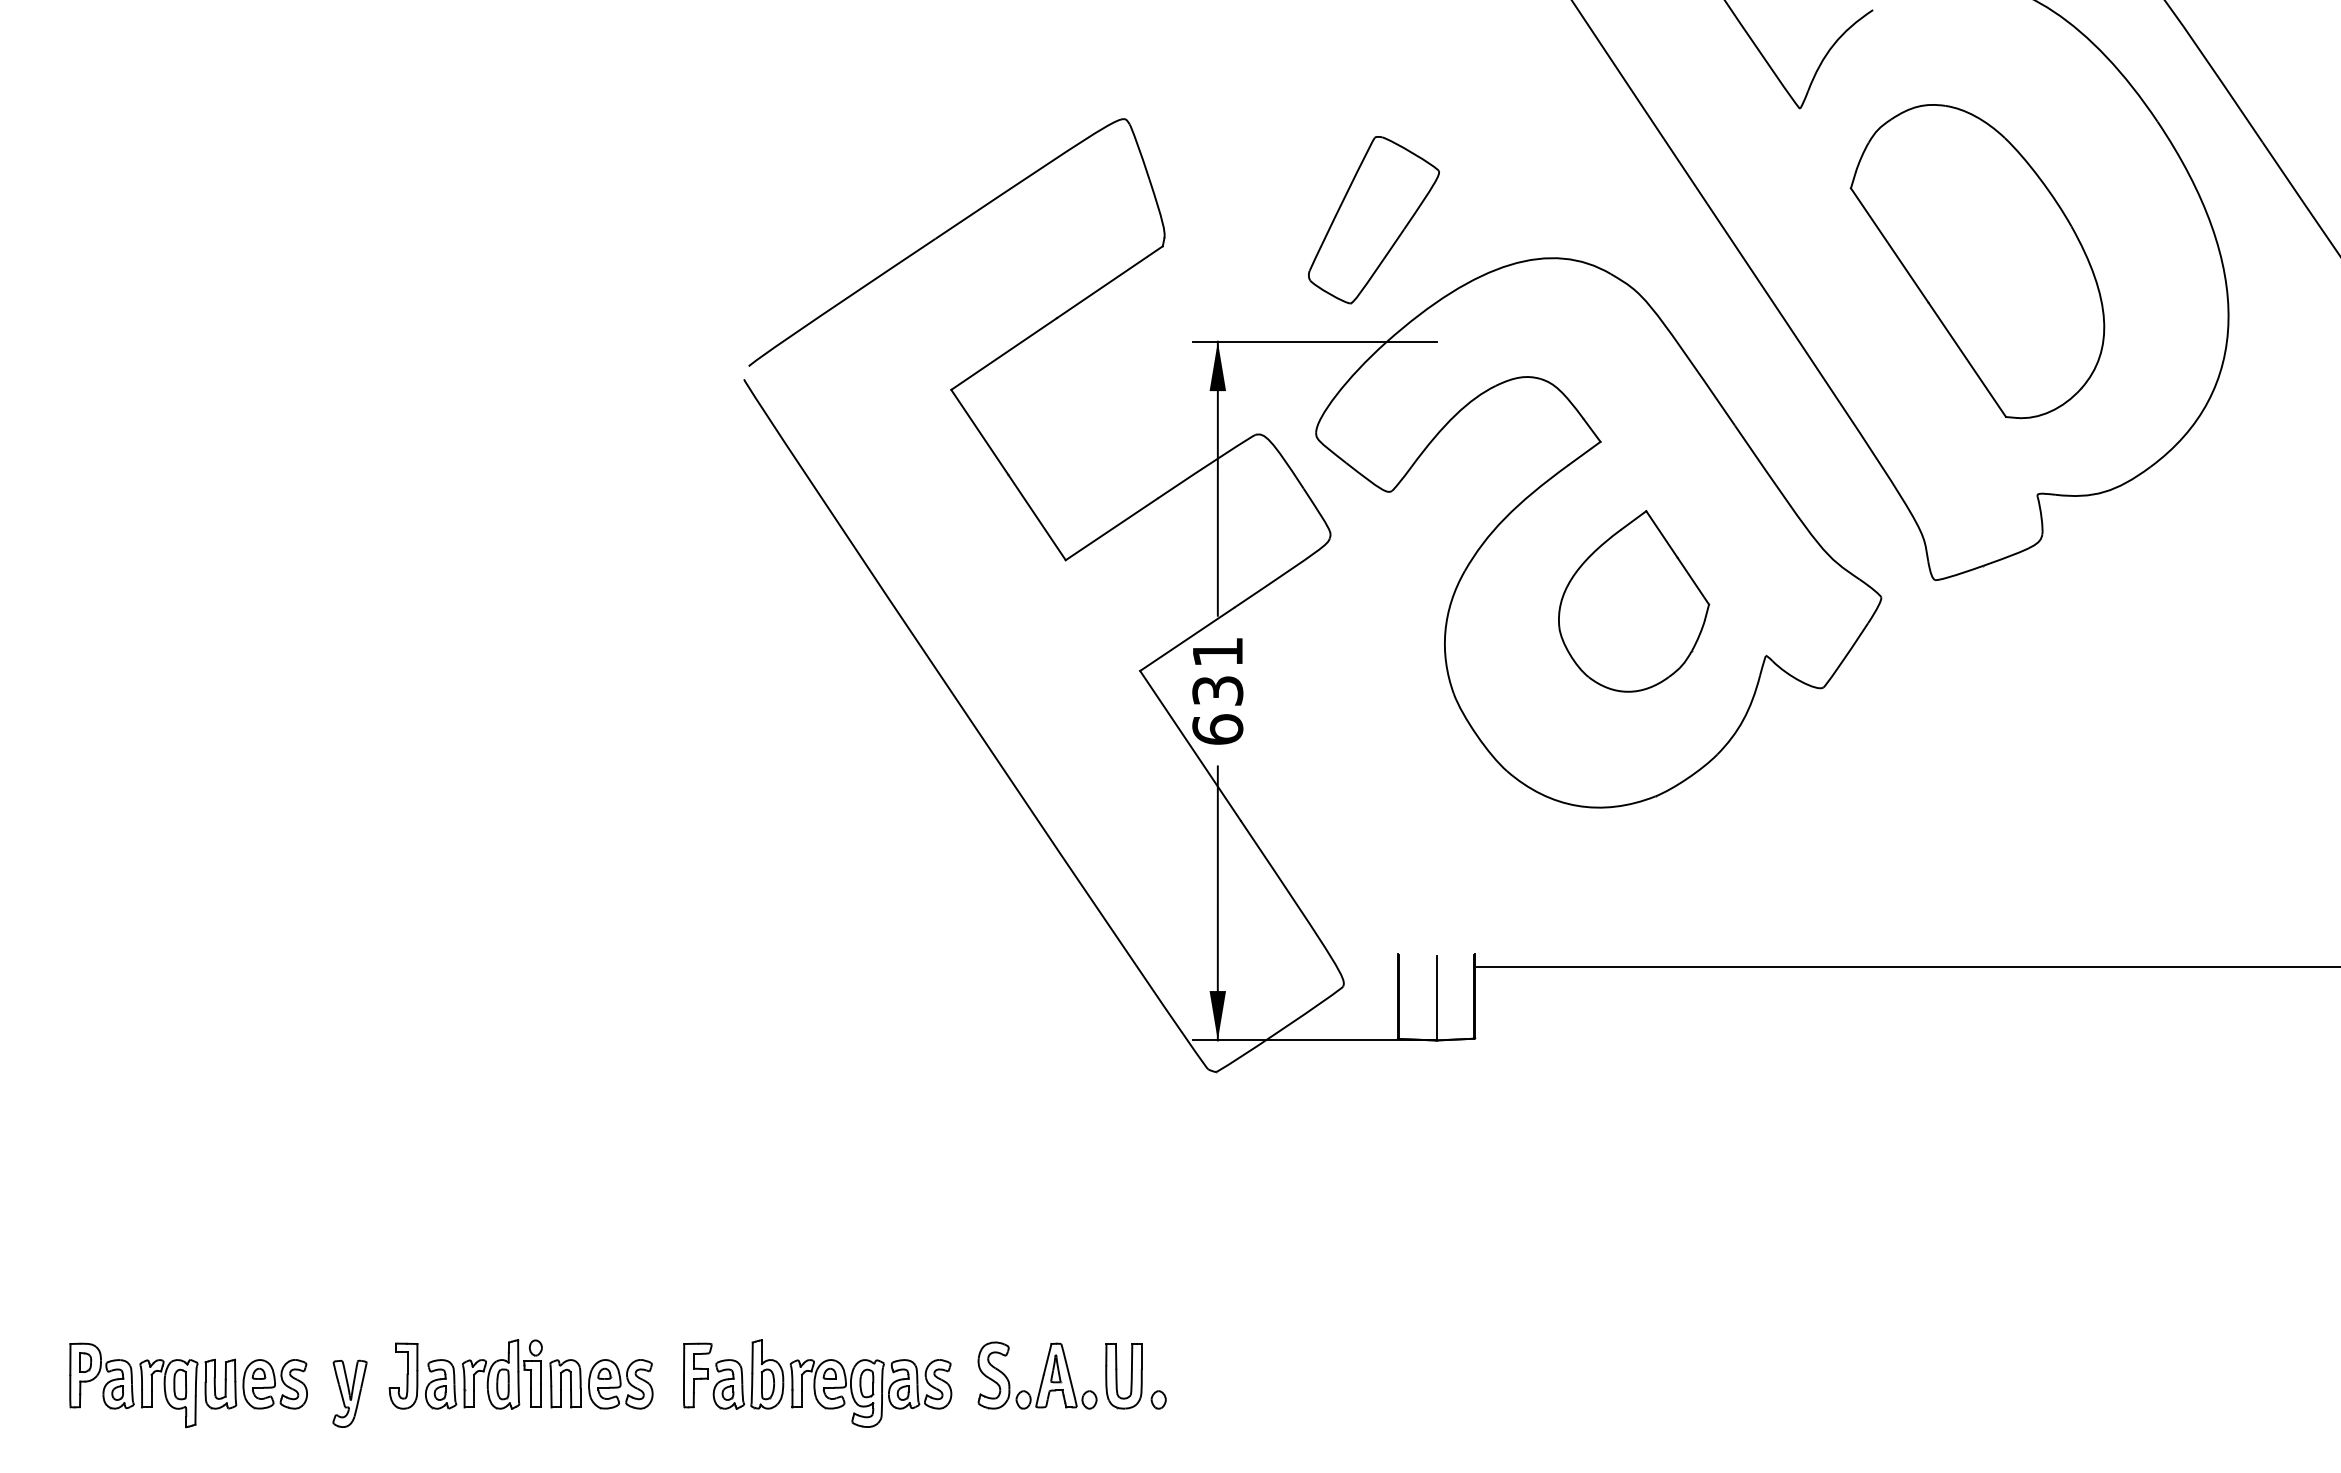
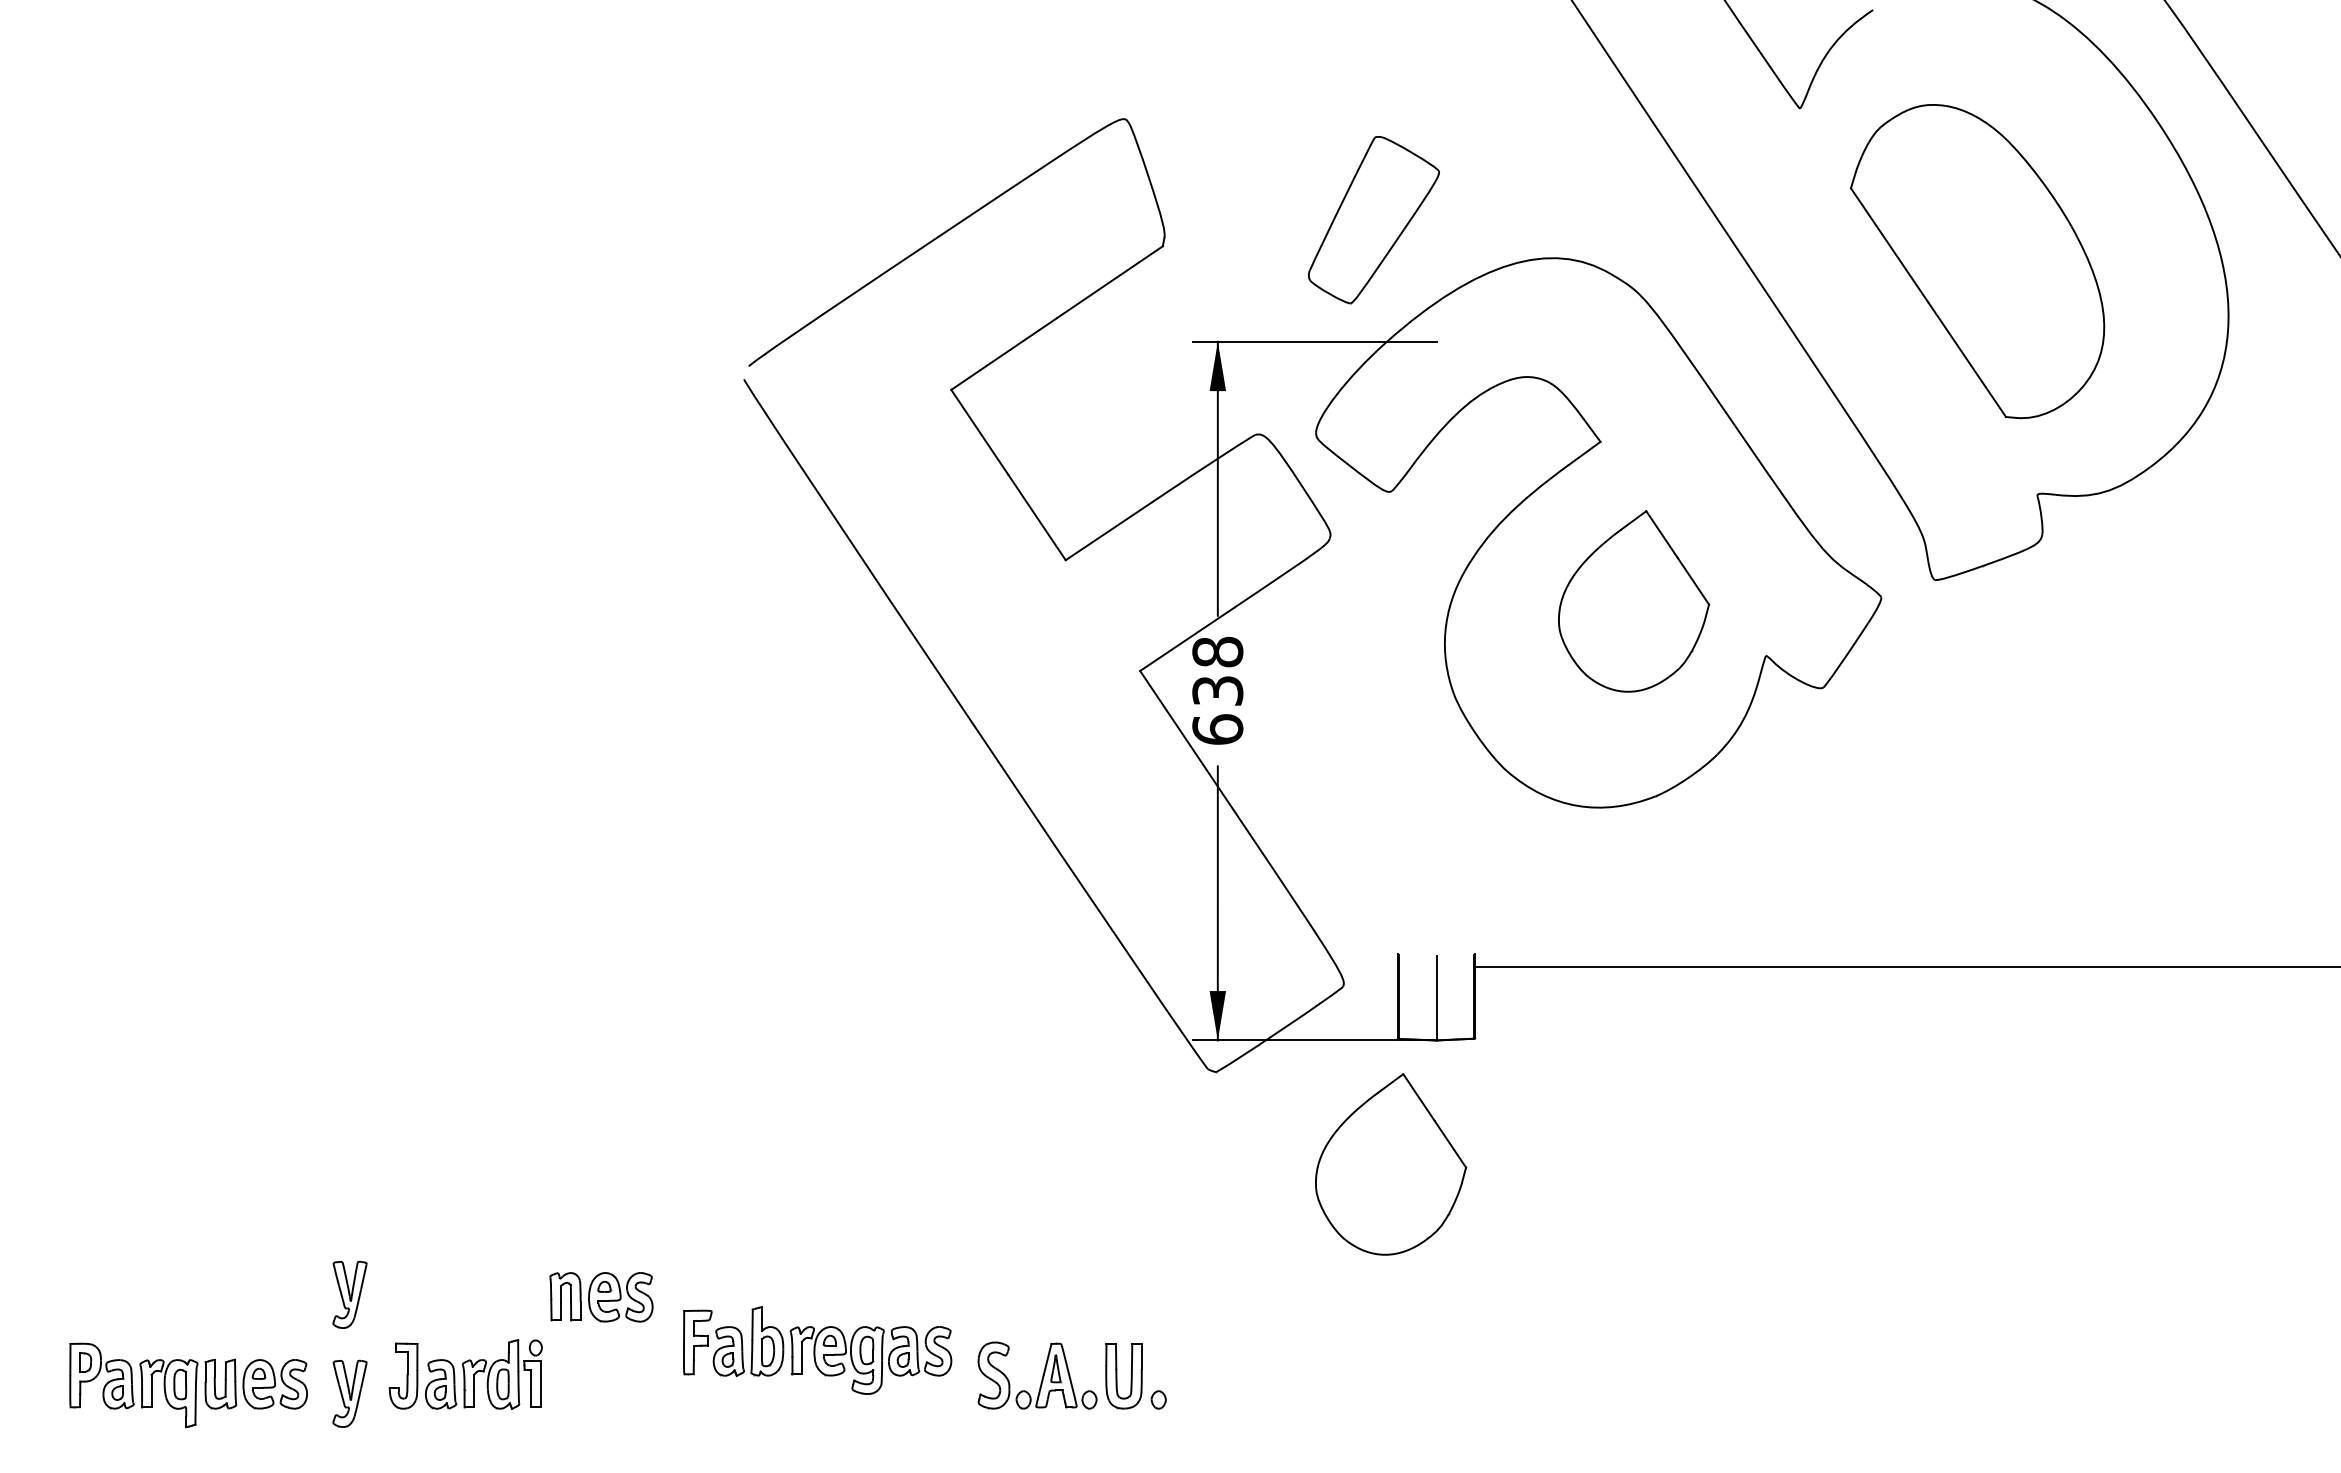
text: 631 -> 638 (1217, 651)
part: none -> present (1391, 1164)
part: none -> present (349, 1294)
part position: (817, 1383) -> (817, 1350) (817, 1350)
part position: (601, 1384) -> (601, 1297) (601, 1297)
